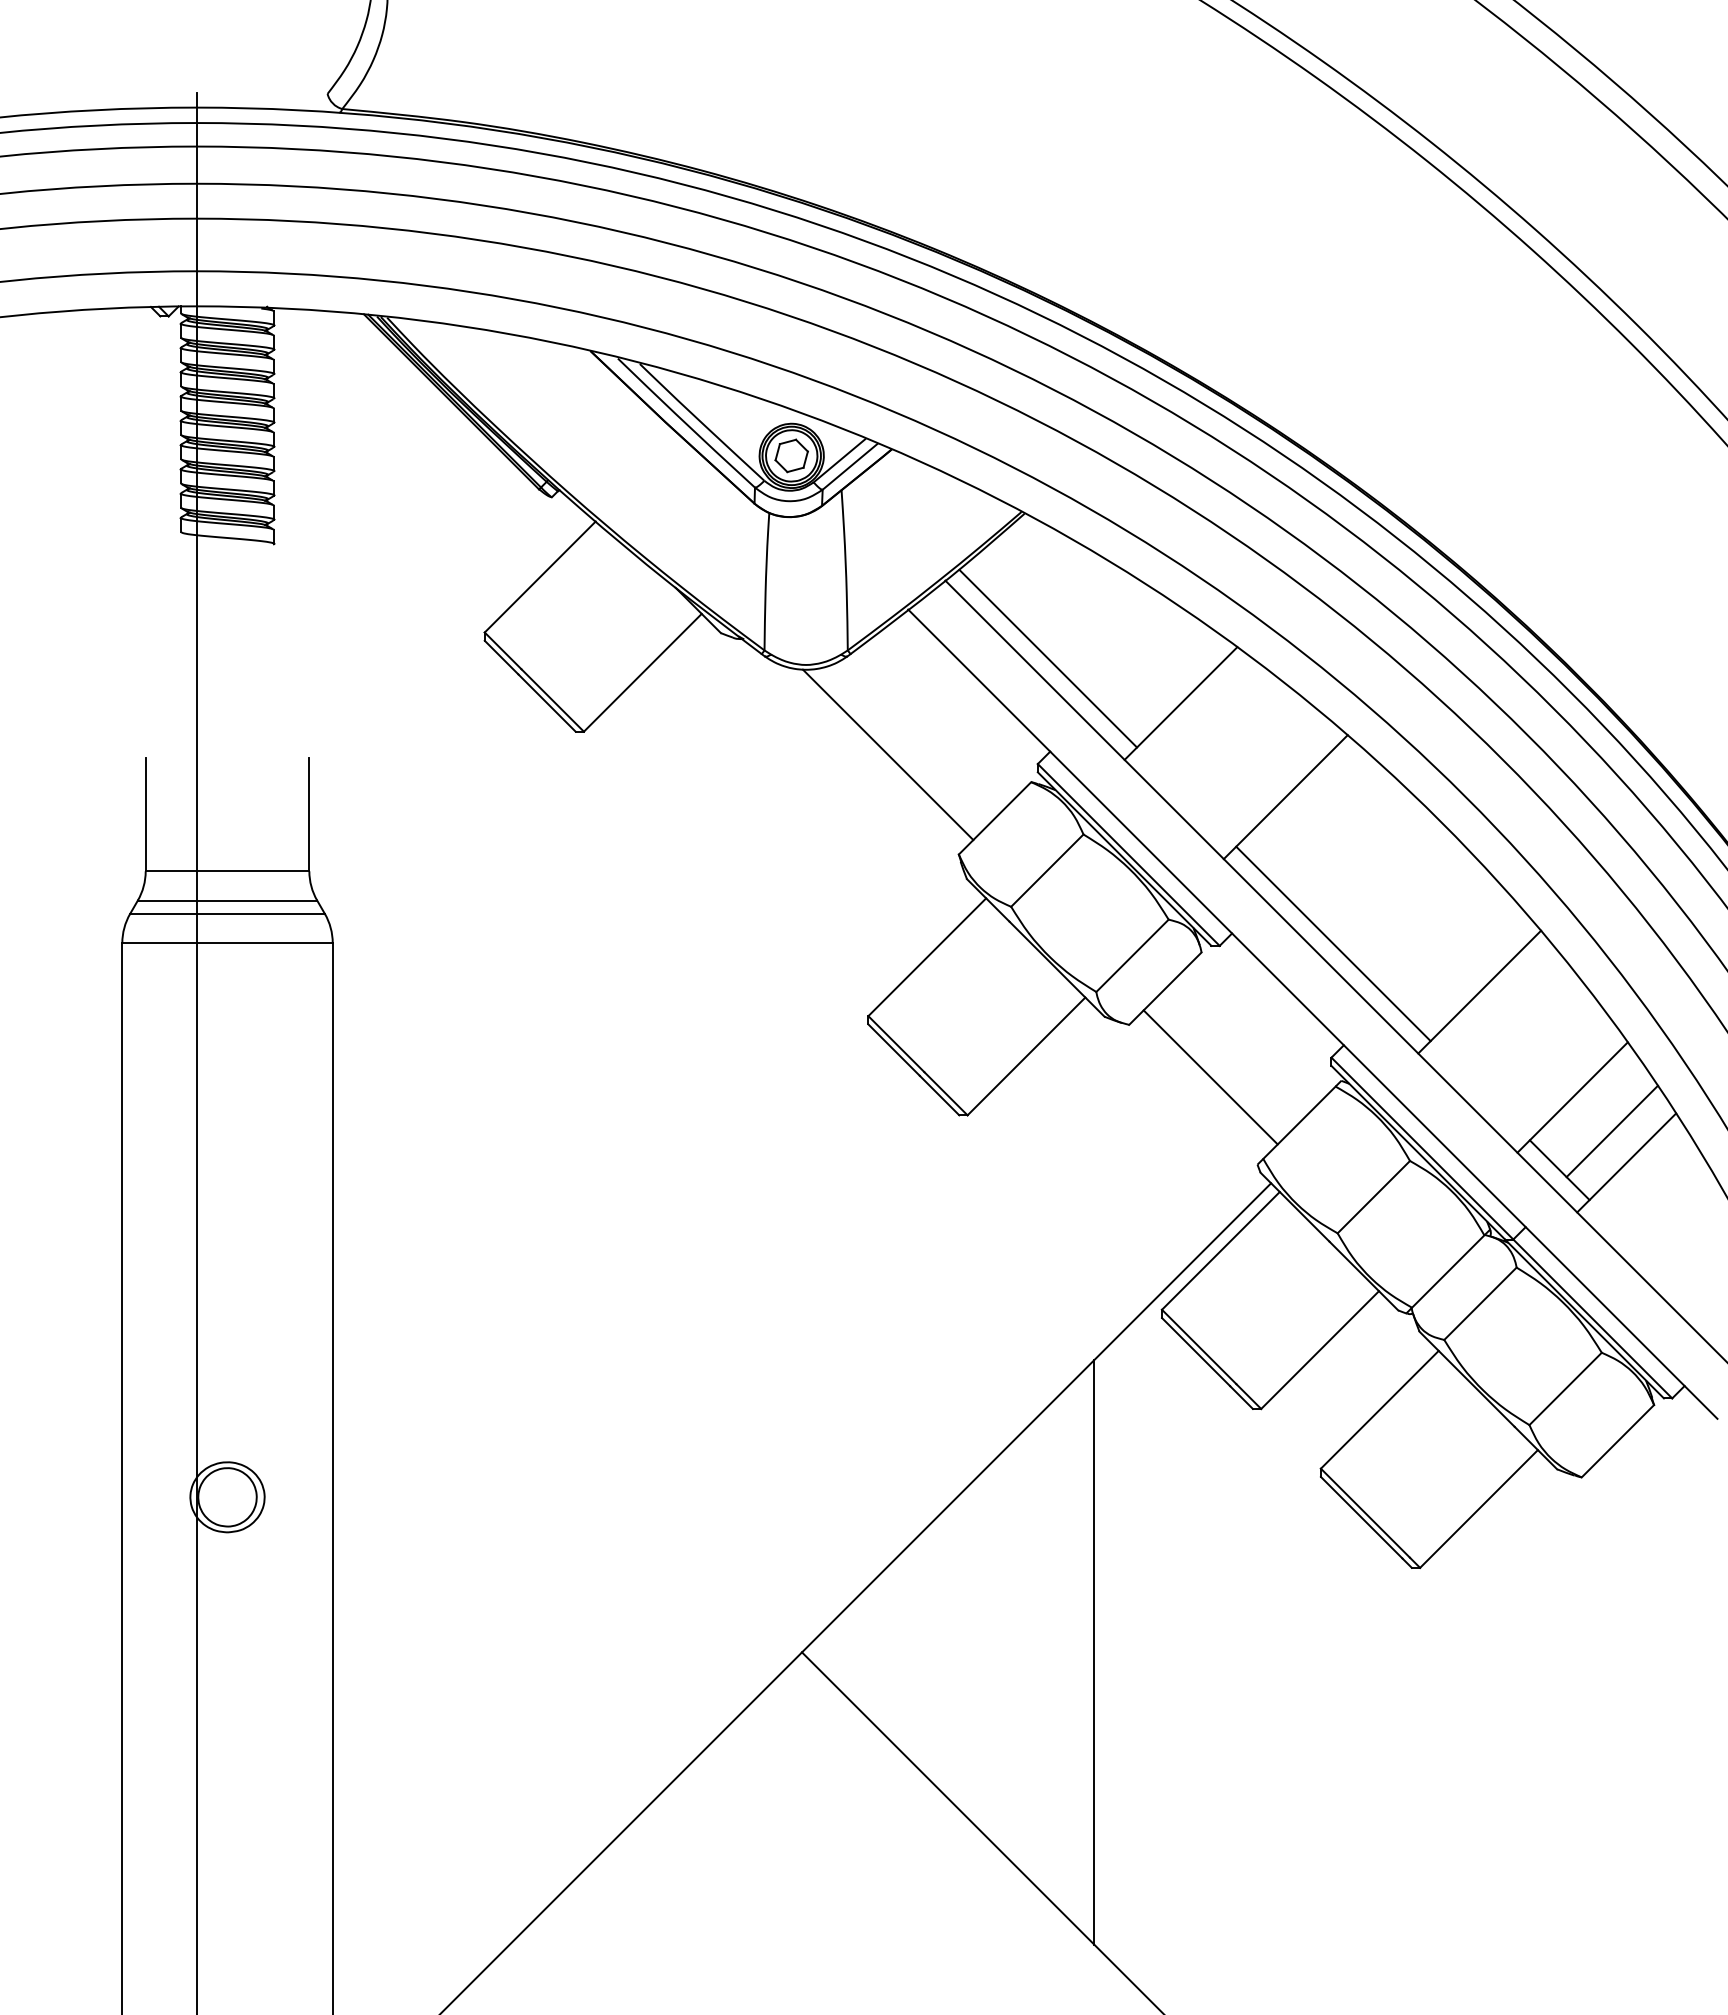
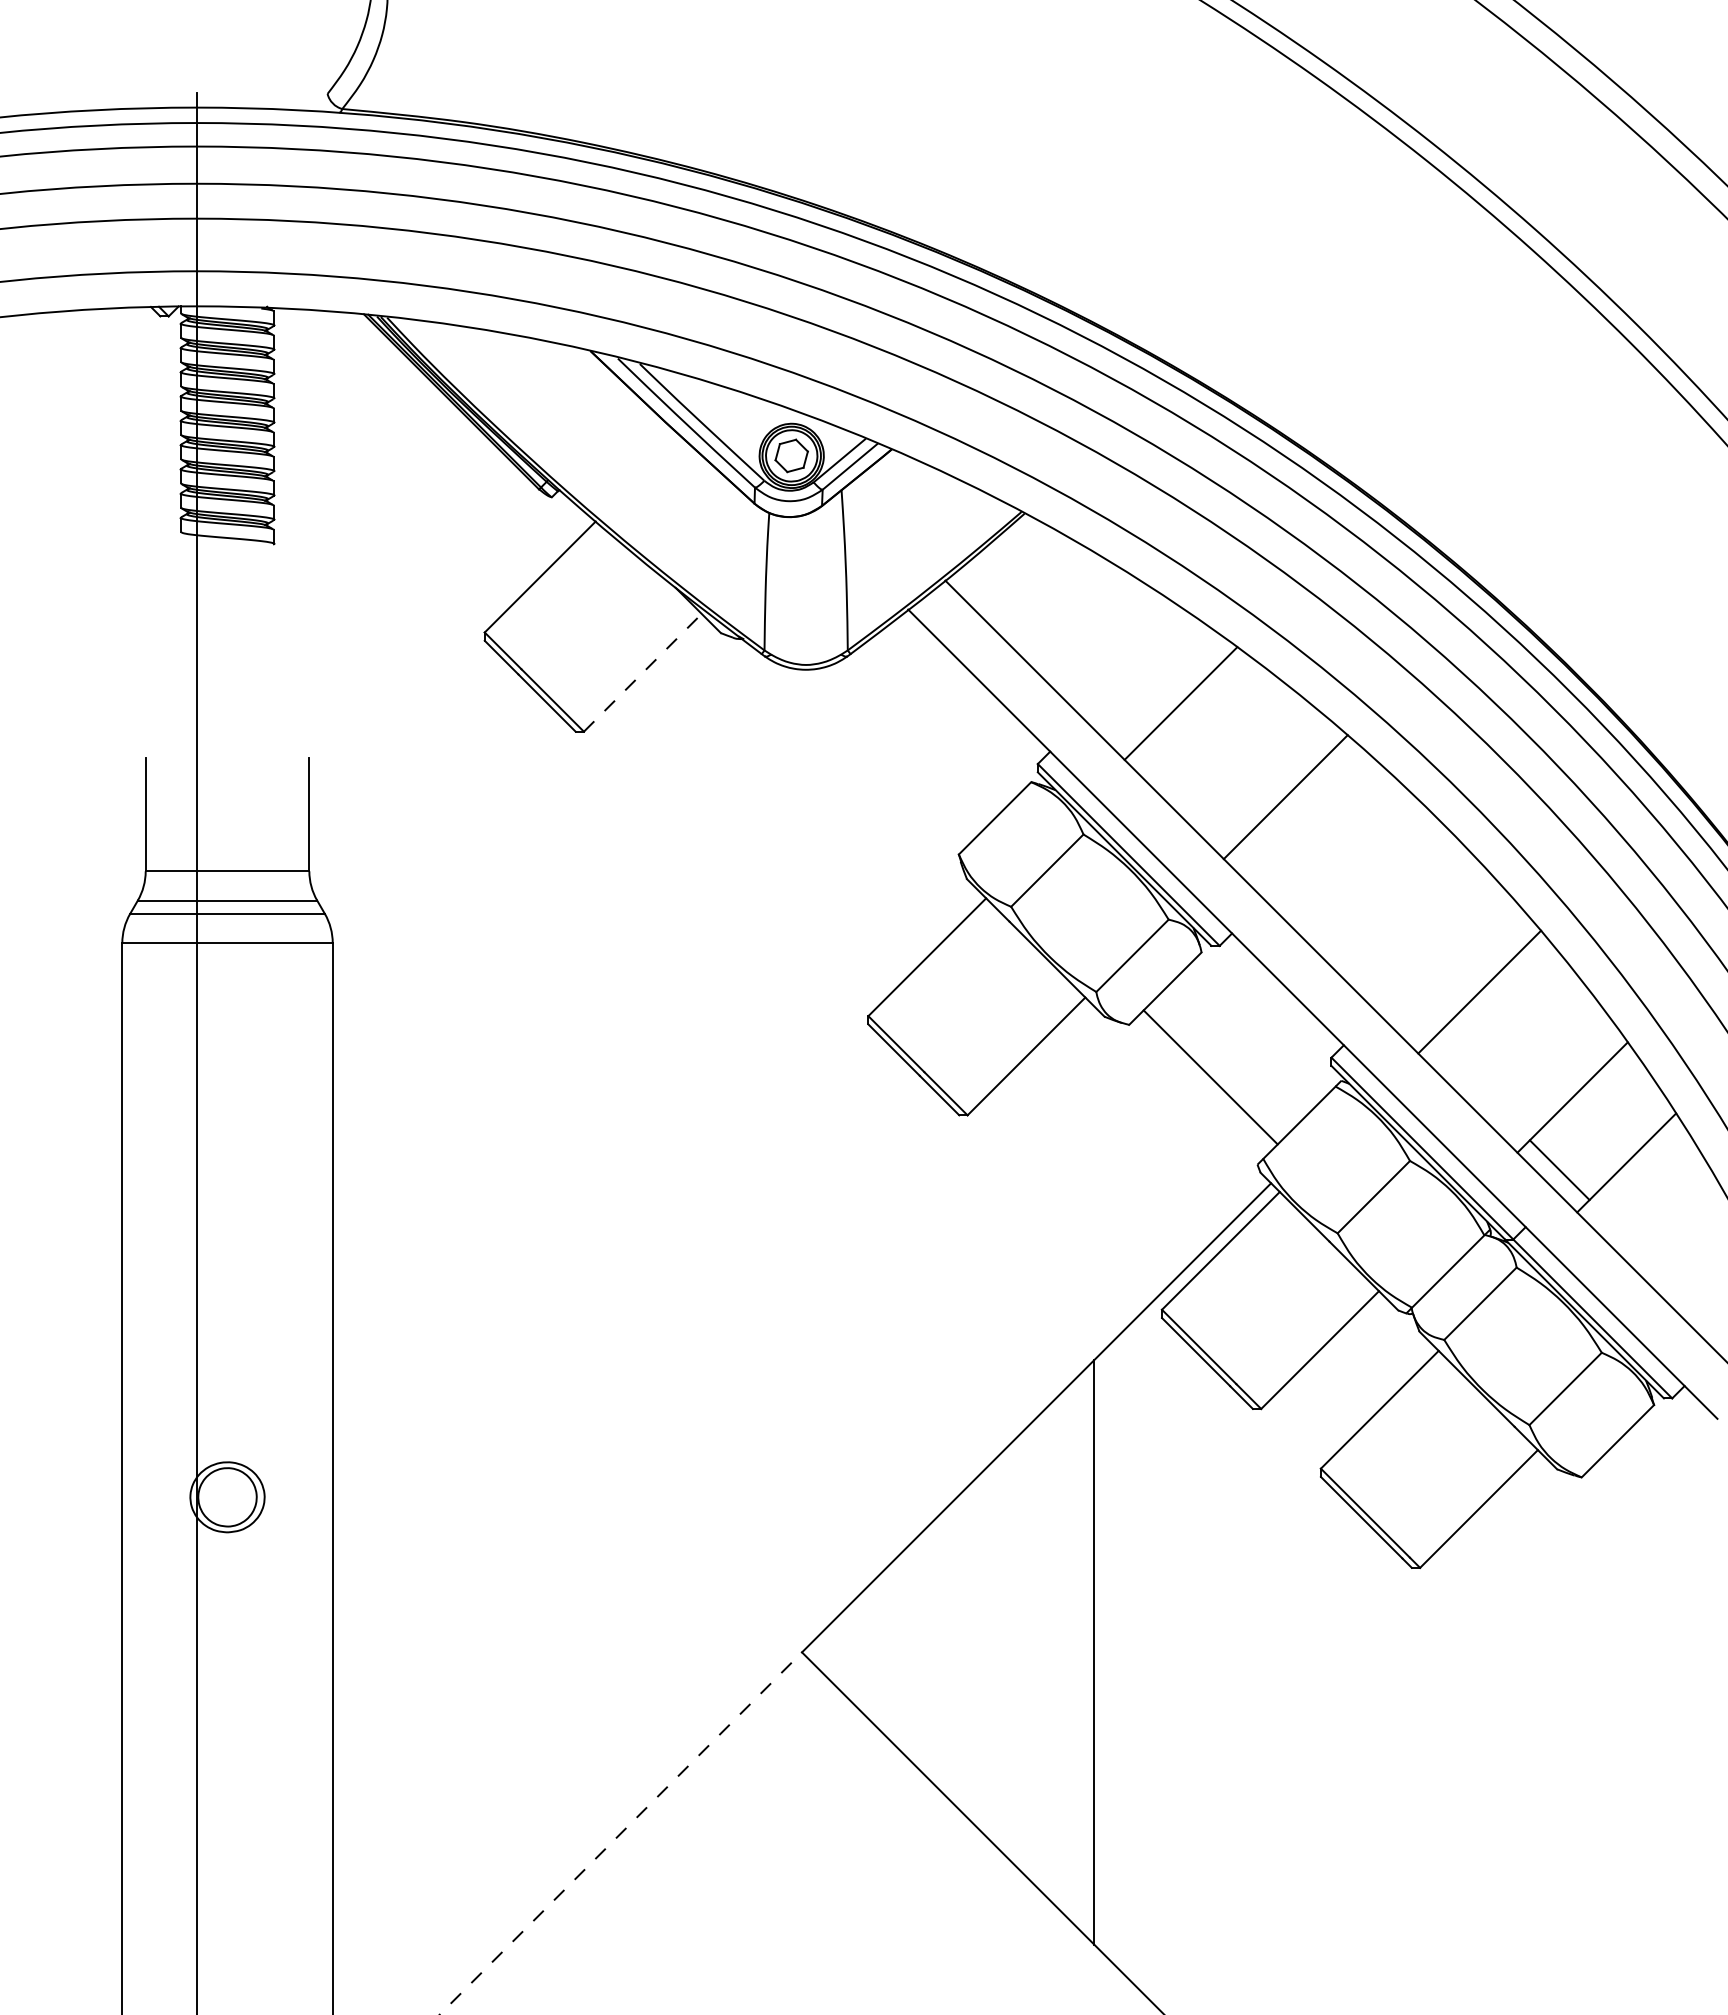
line: present -> none (1048, 658)
line: solid -> dashed (643, 672)
line: present -> none (887, 754)
line: present -> none (1333, 943)
line: present -> none (1611, 1131)
line: solid -> dashed (621, 1833)
